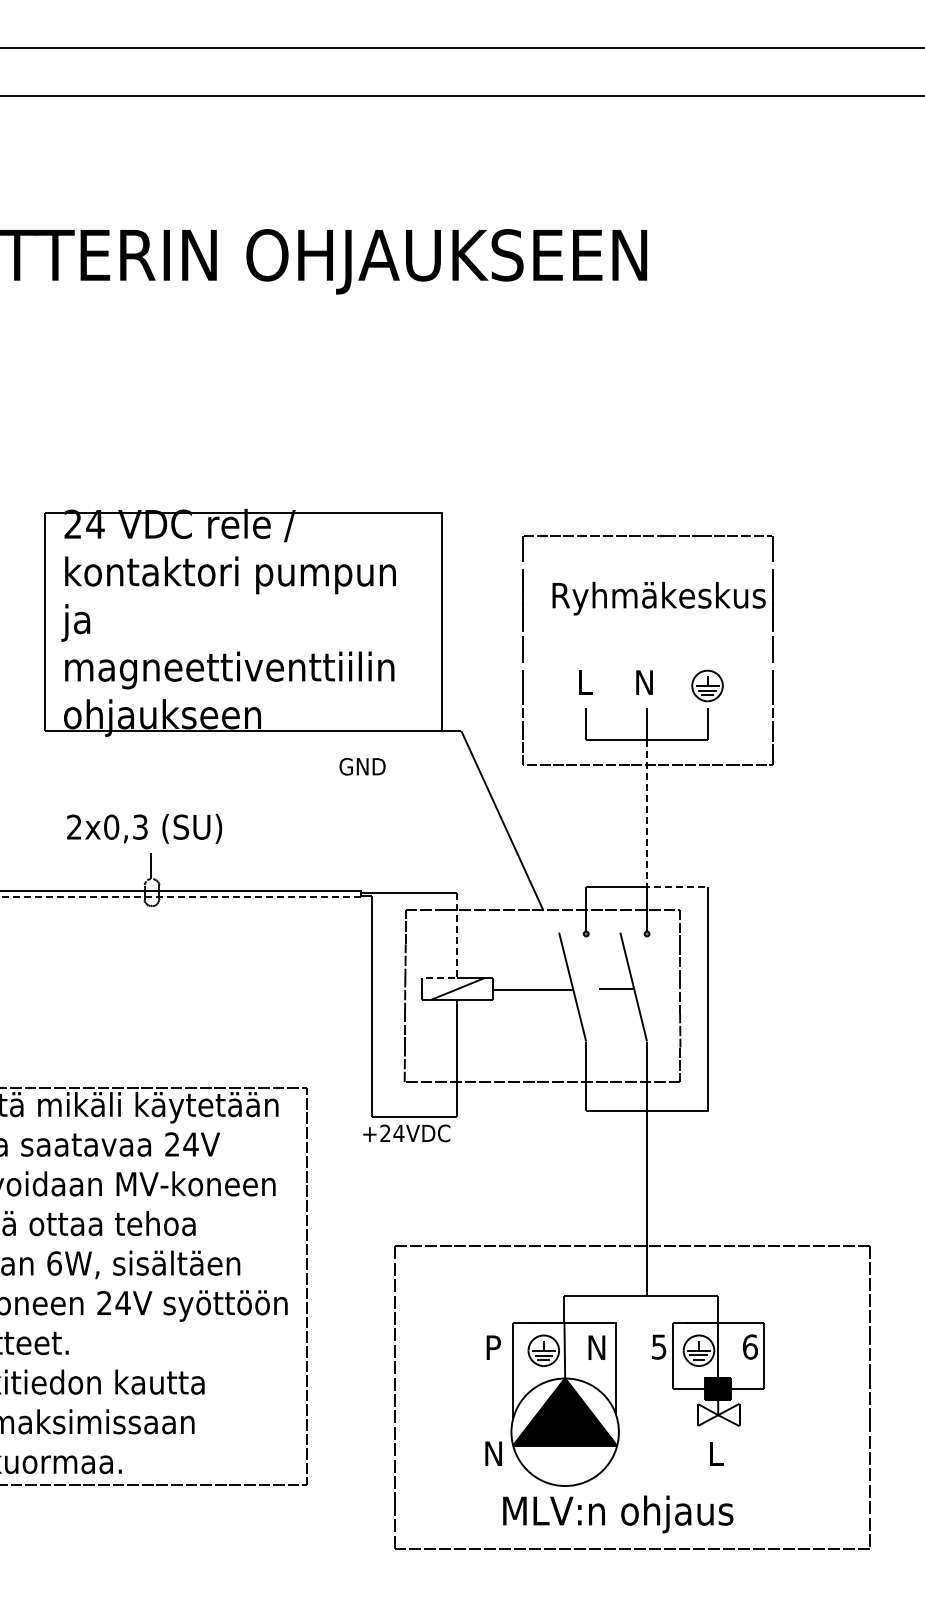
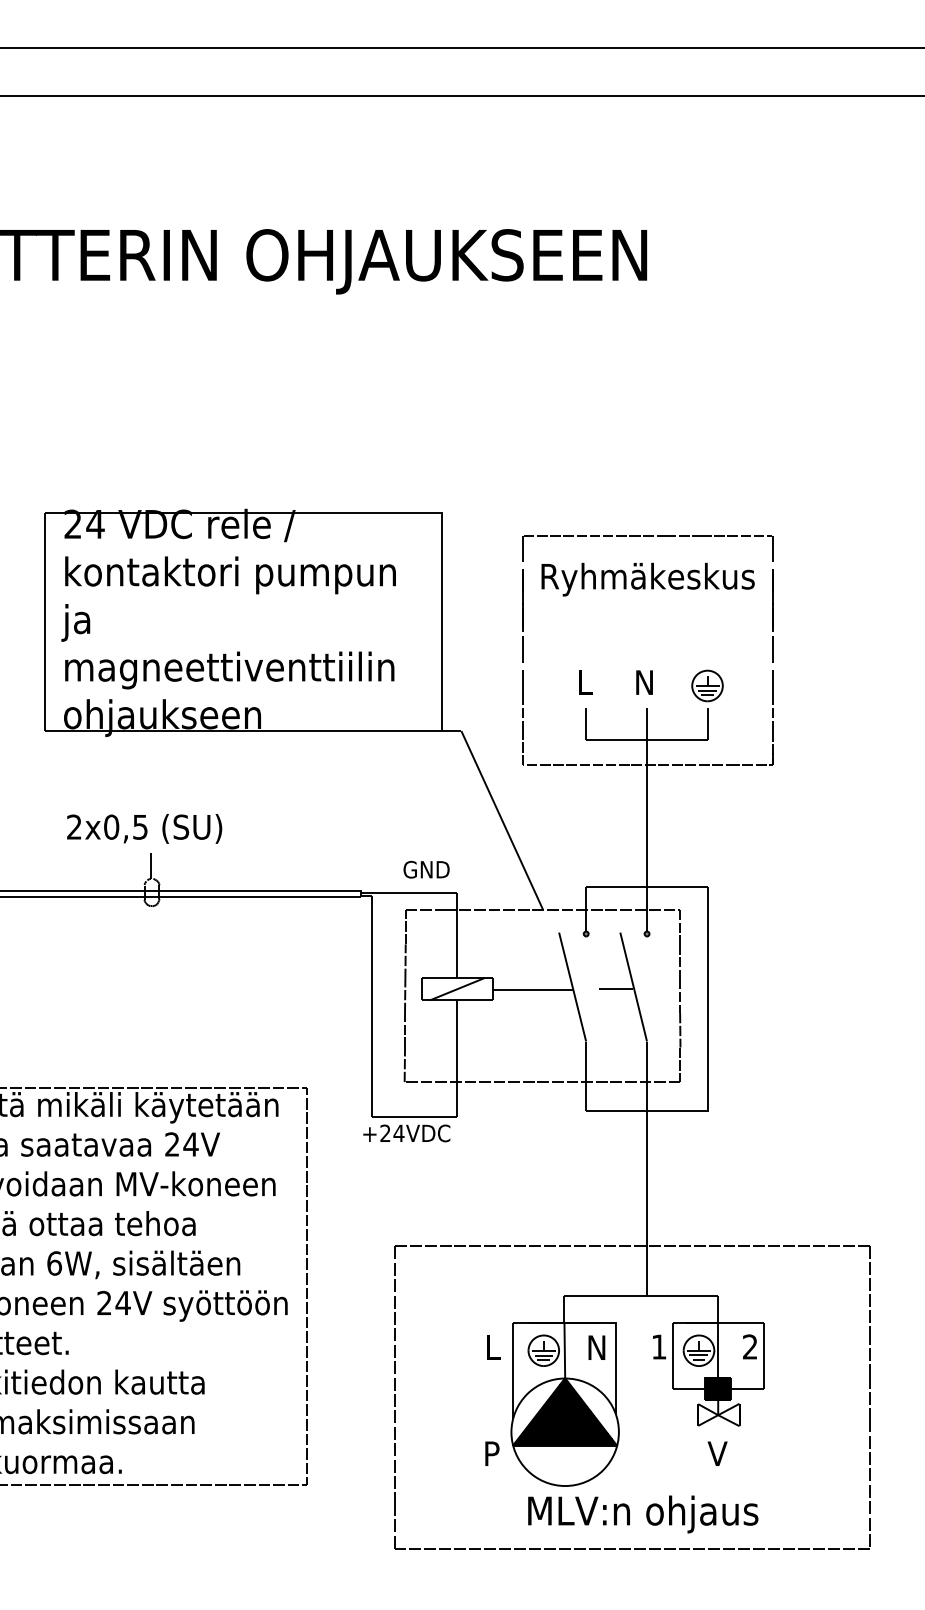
text position: (658, 598) -> (647, 579) (647, 579)
text position: (362, 766) -> (426, 869) (426, 869)
text: 2x0,3 -> 2x0,5 (140, 826)
line: dashed -> solid (647, 845)
line: dashed -> solid (180, 897)
line: dashed -> solid (457, 954)
text: 5 -> 1 (659, 1346)
text: 6 -> 2 (749, 1346)
text: P -> L (493, 1347)
text: N -> P (494, 1453)
text: L -> V (717, 1453)
text position: (618, 1514) -> (643, 1514) (643, 1514)
